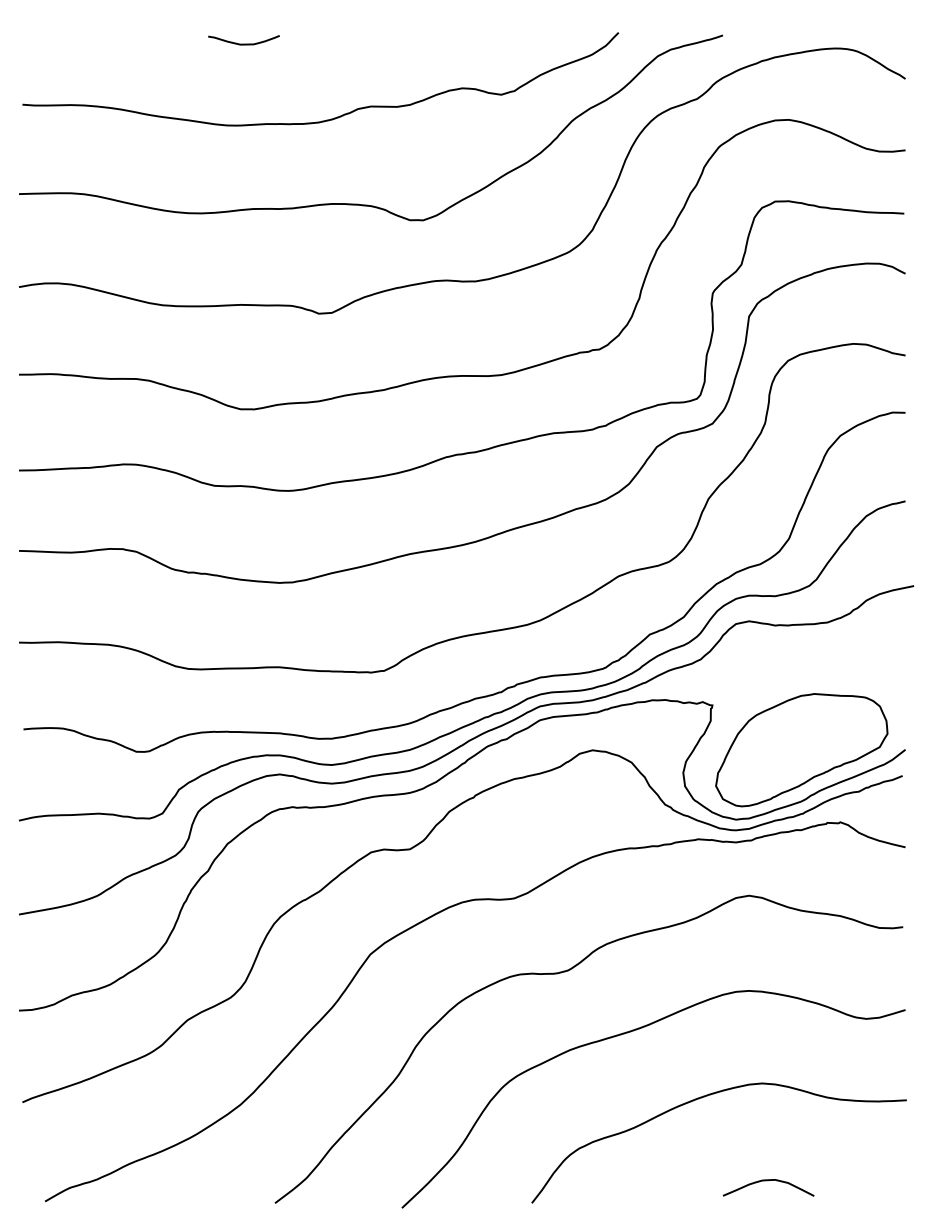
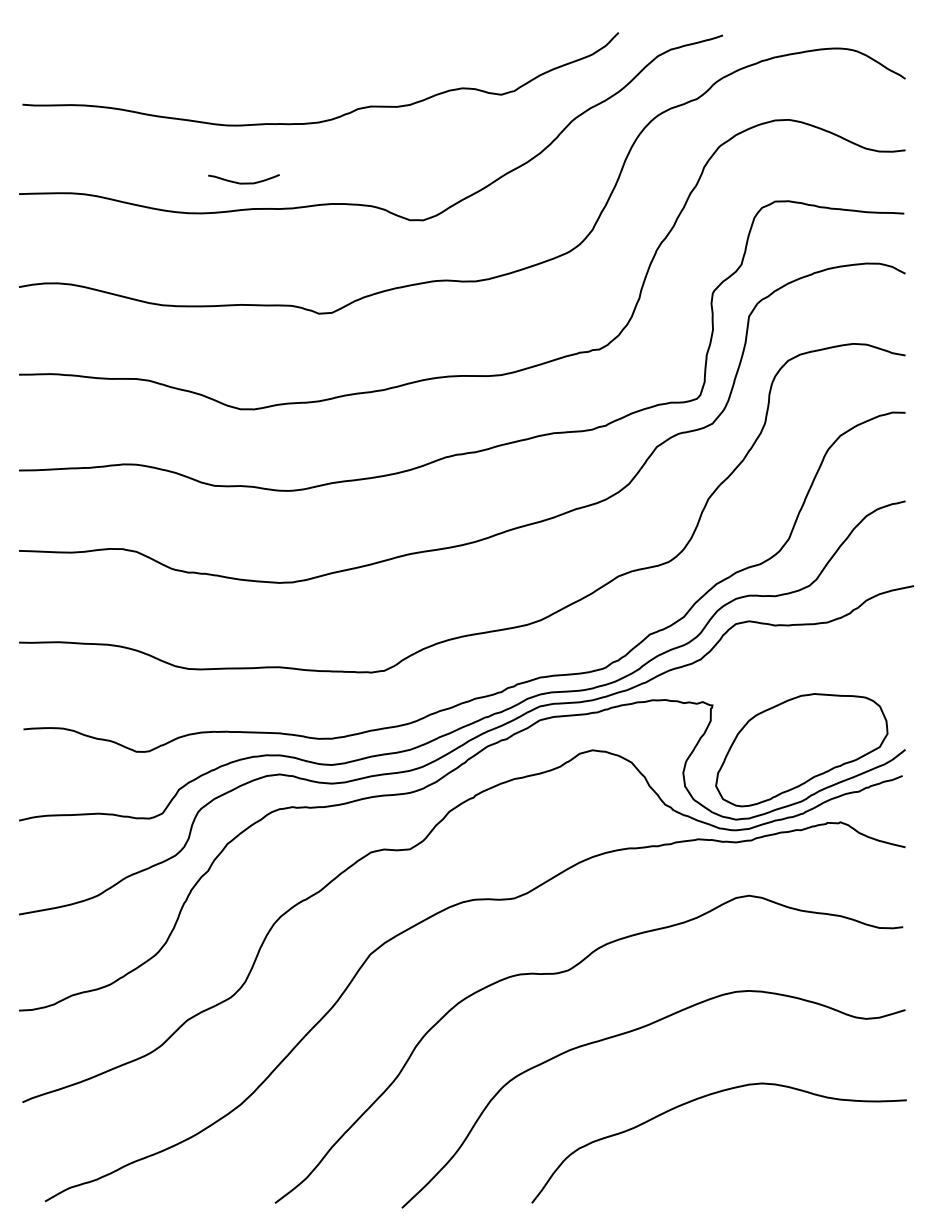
curve position: (243, 43) -> (243, 182) (243, 182)
curve: present -> none (768, 1181)
